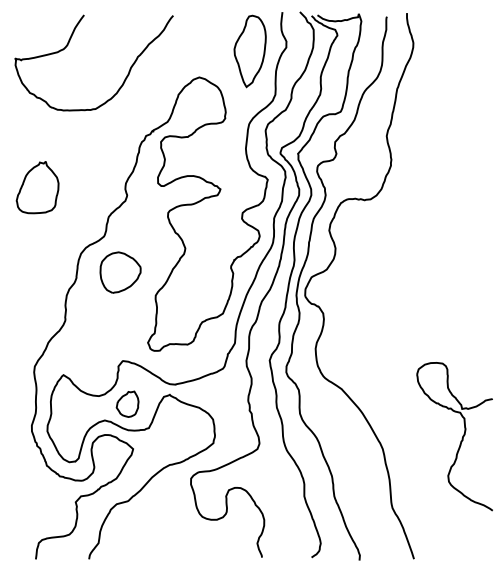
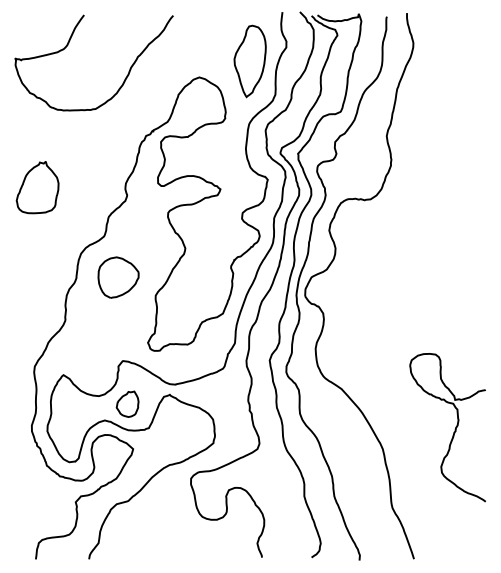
part position: (249, 51) -> (249, 61) (249, 61)
part position: (120, 272) -> (118, 277) (118, 277)
curve position: (461, 438) -> (454, 429) (454, 429)
